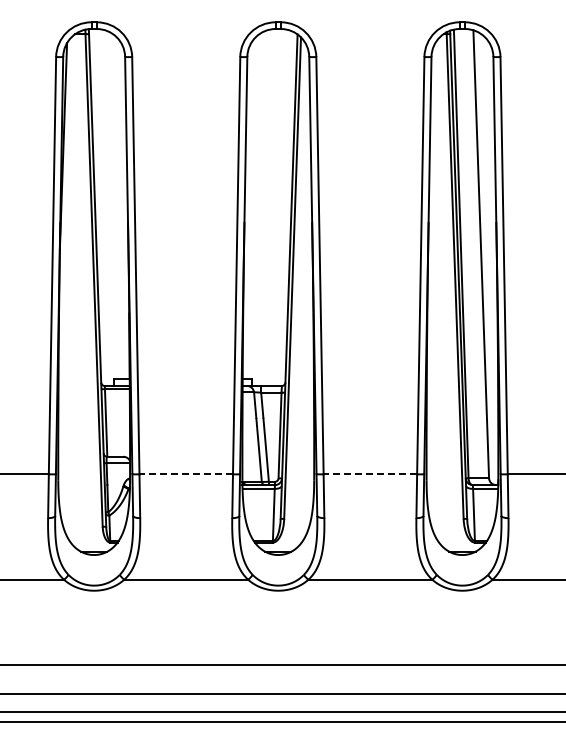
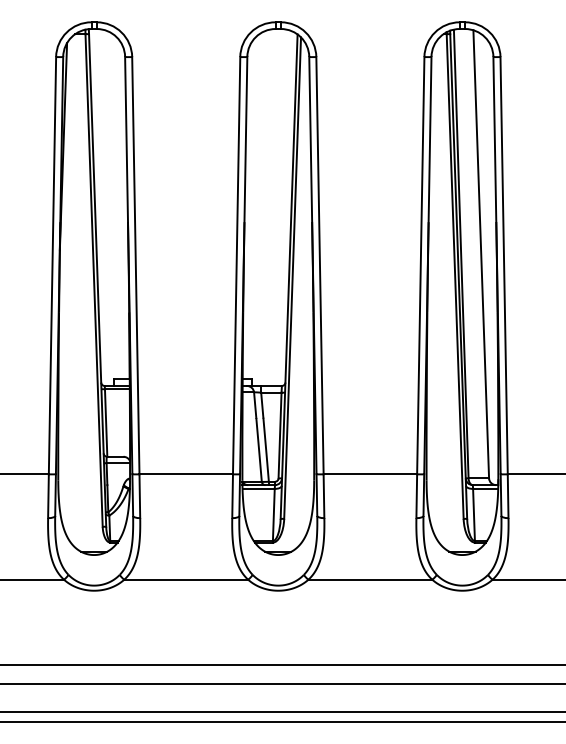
line: dashed -> solid (186, 474)
line: dashed -> solid (370, 474)
line position: (282, 693) -> (282, 683) (282, 683)
